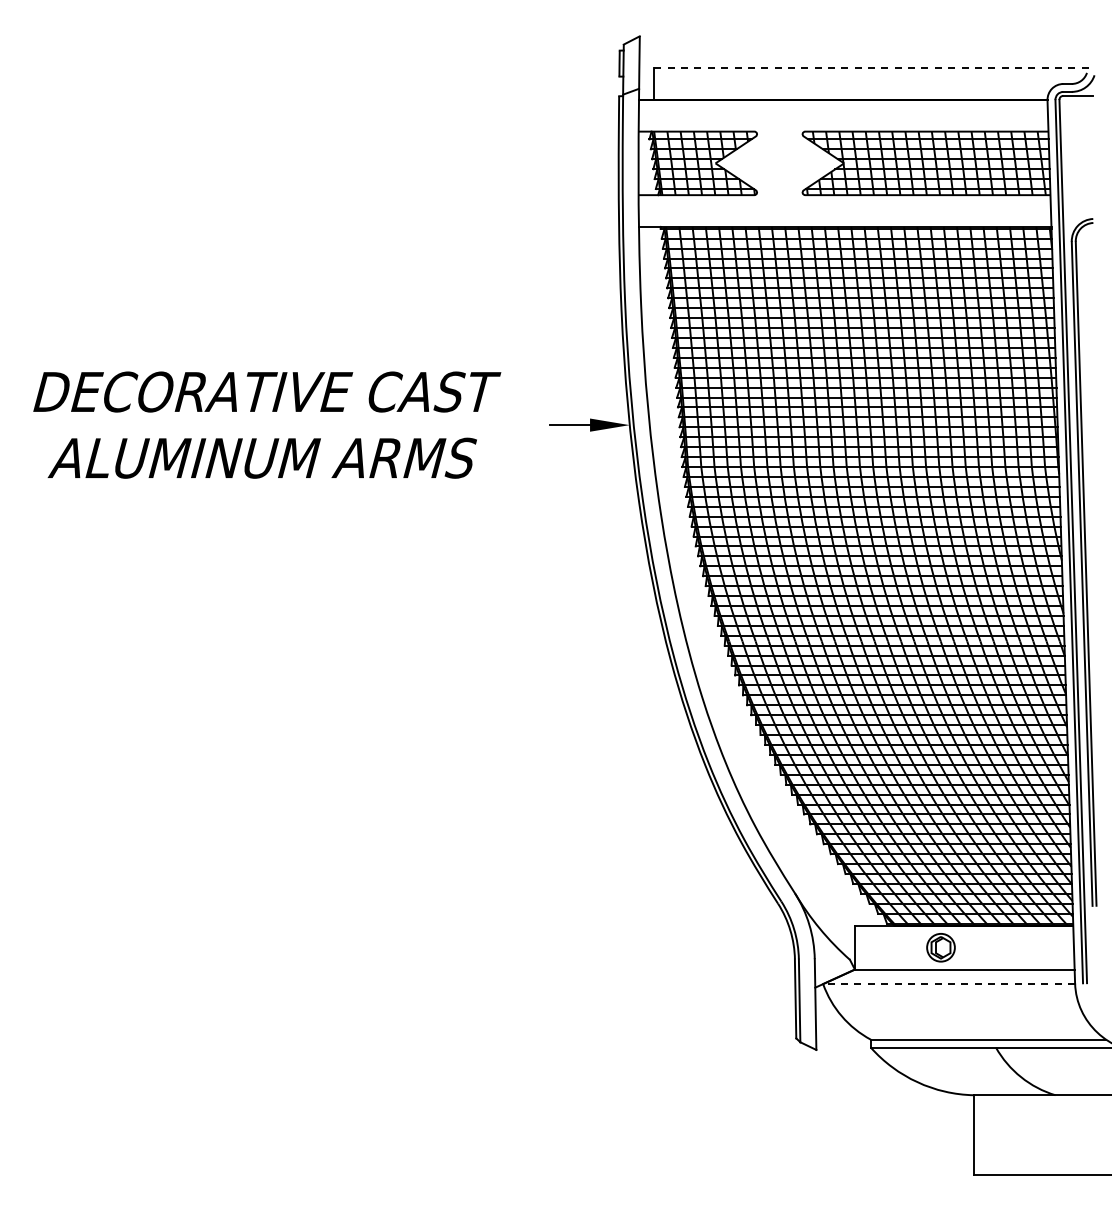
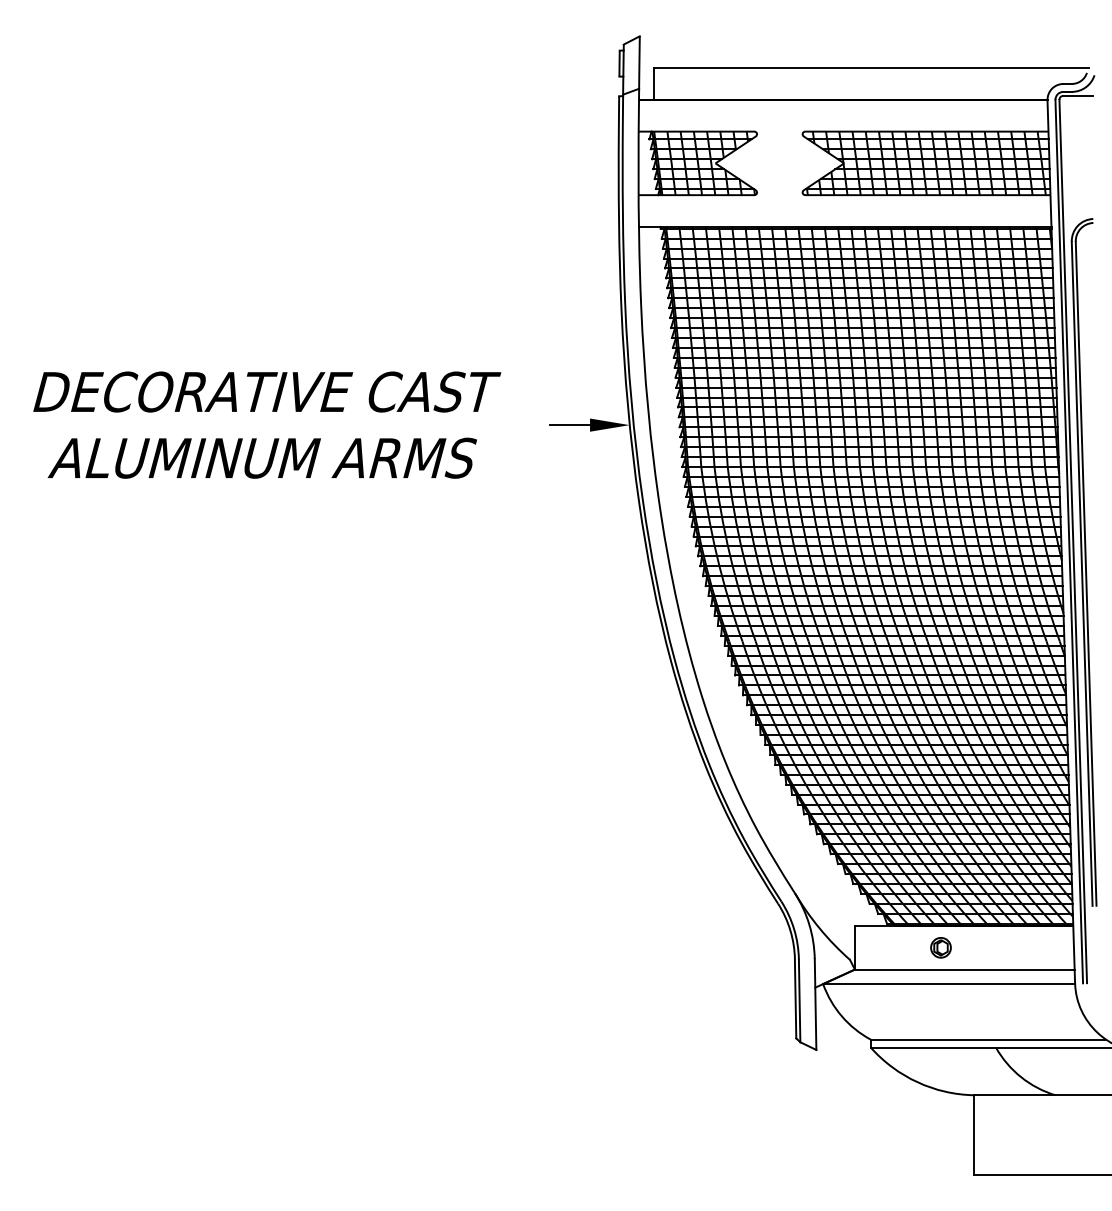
line: dashed -> solid (872, 68)
part size: 30x30 px -> 22x22 px (940, 947)
line: dashed -> solid (949, 984)
